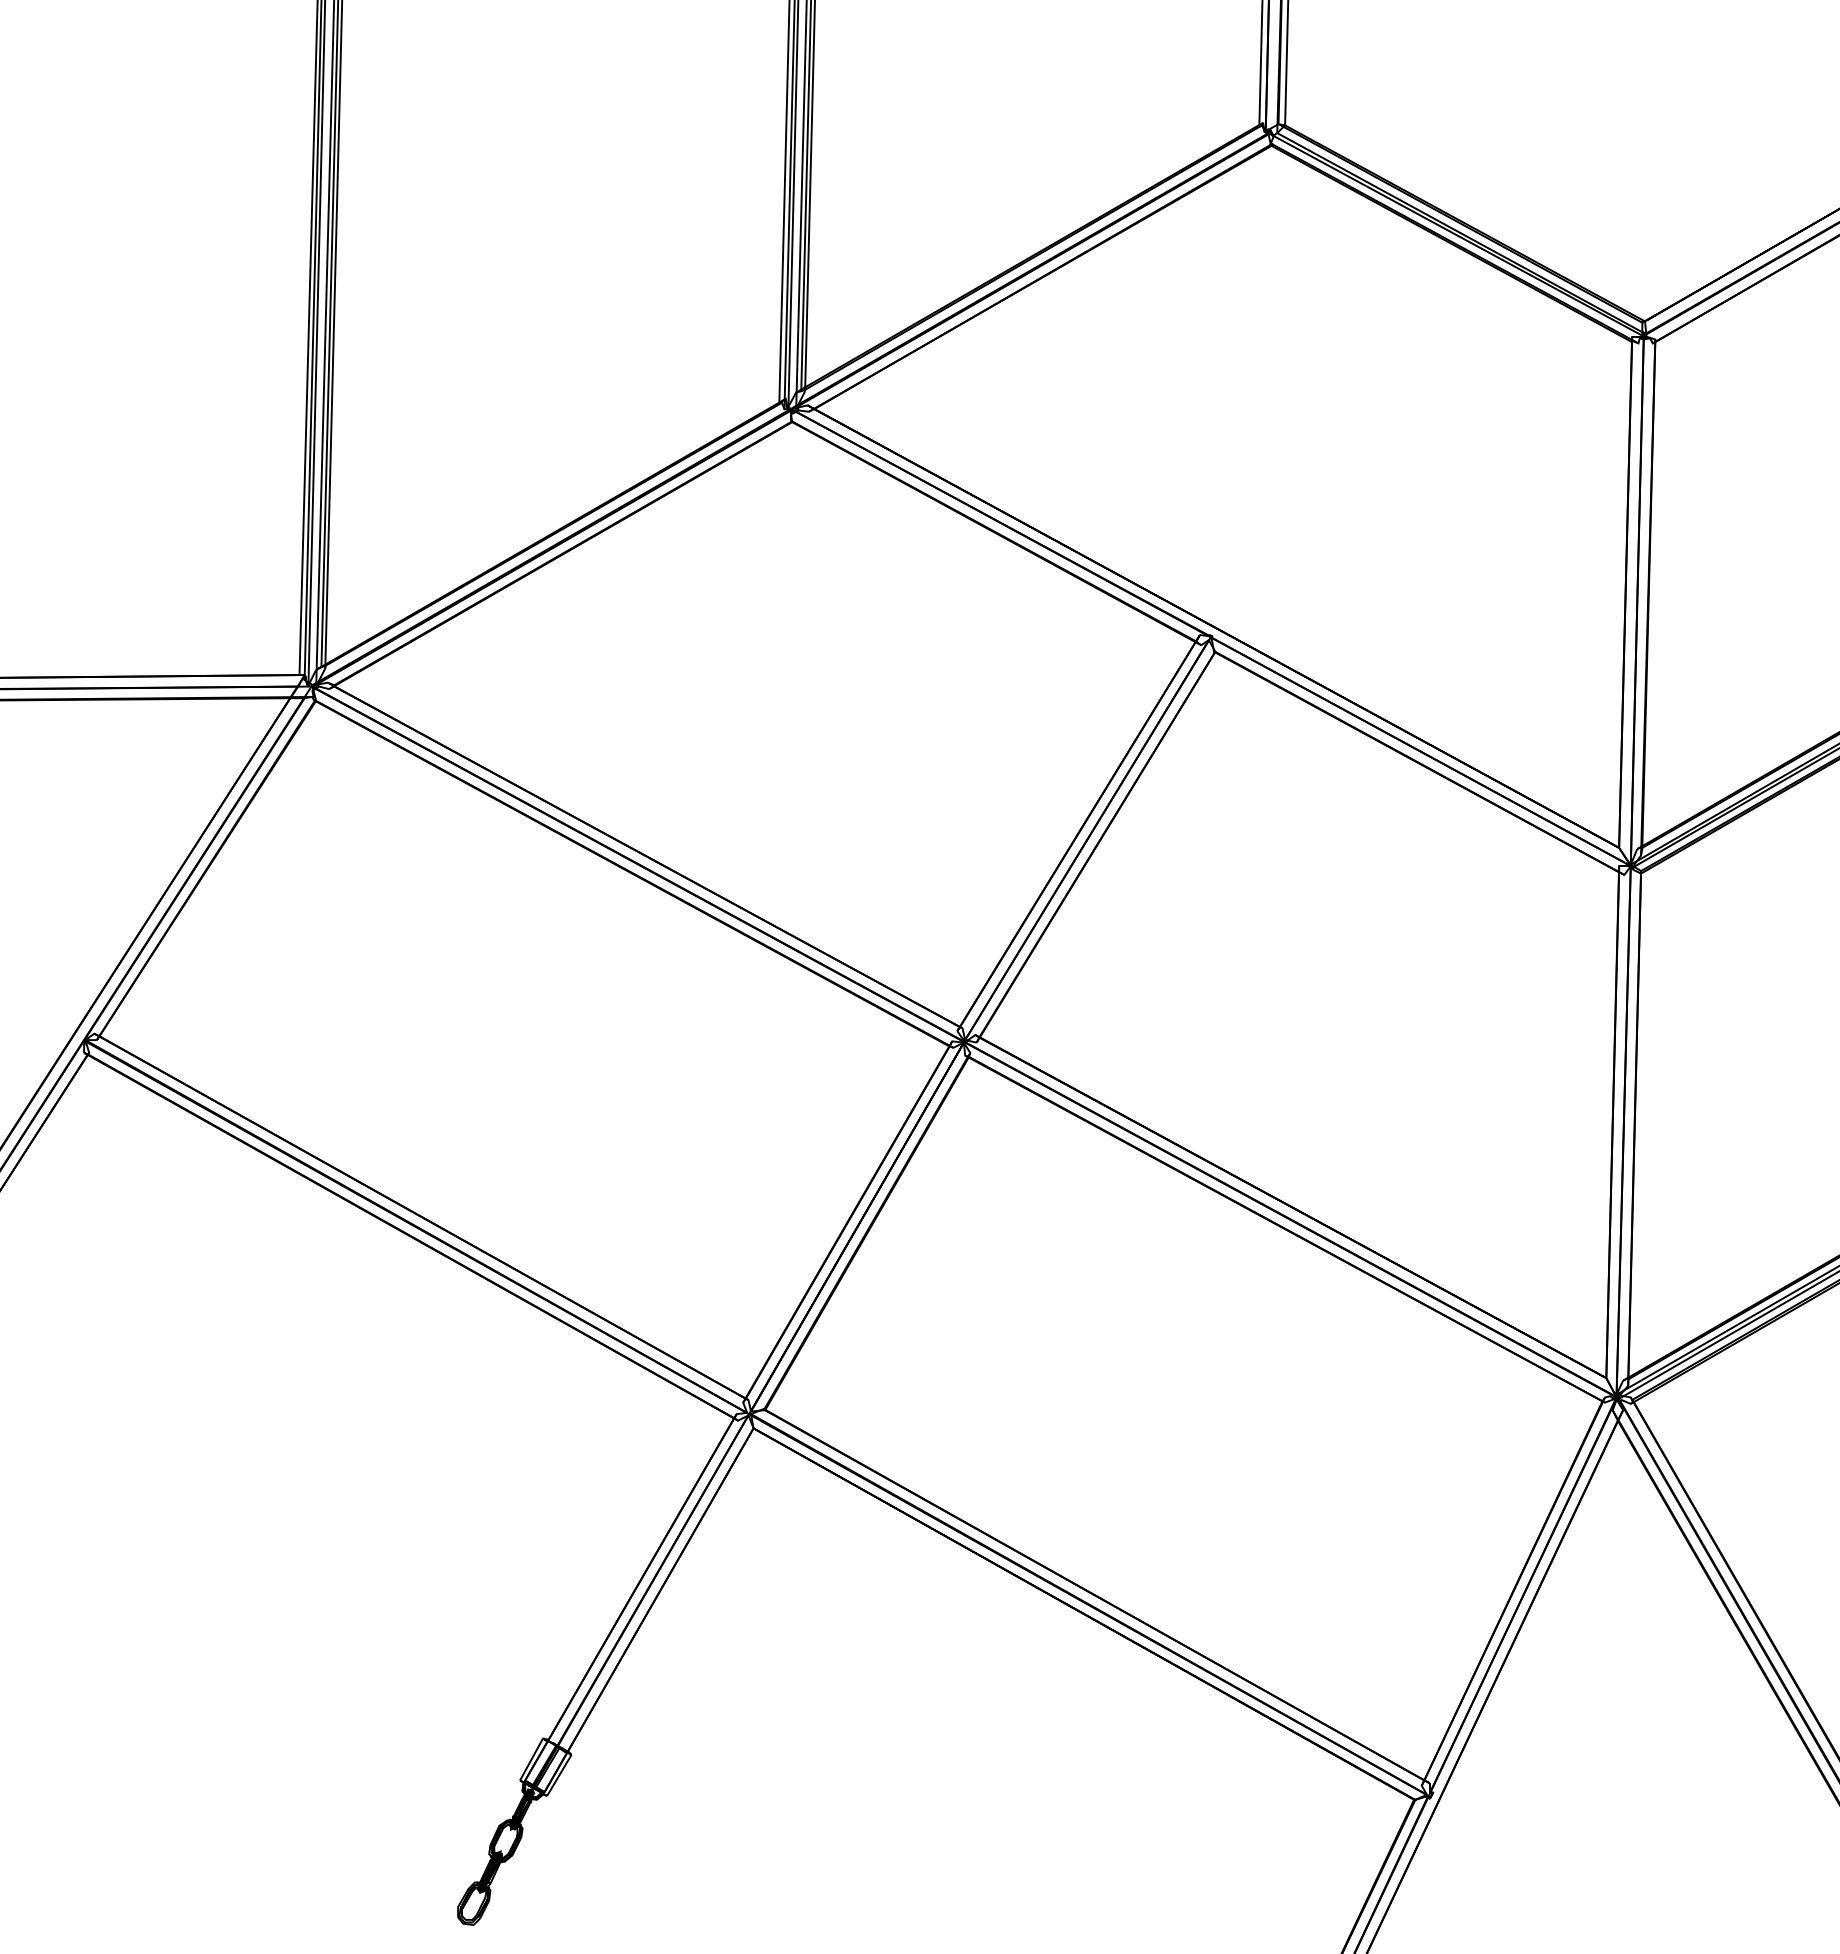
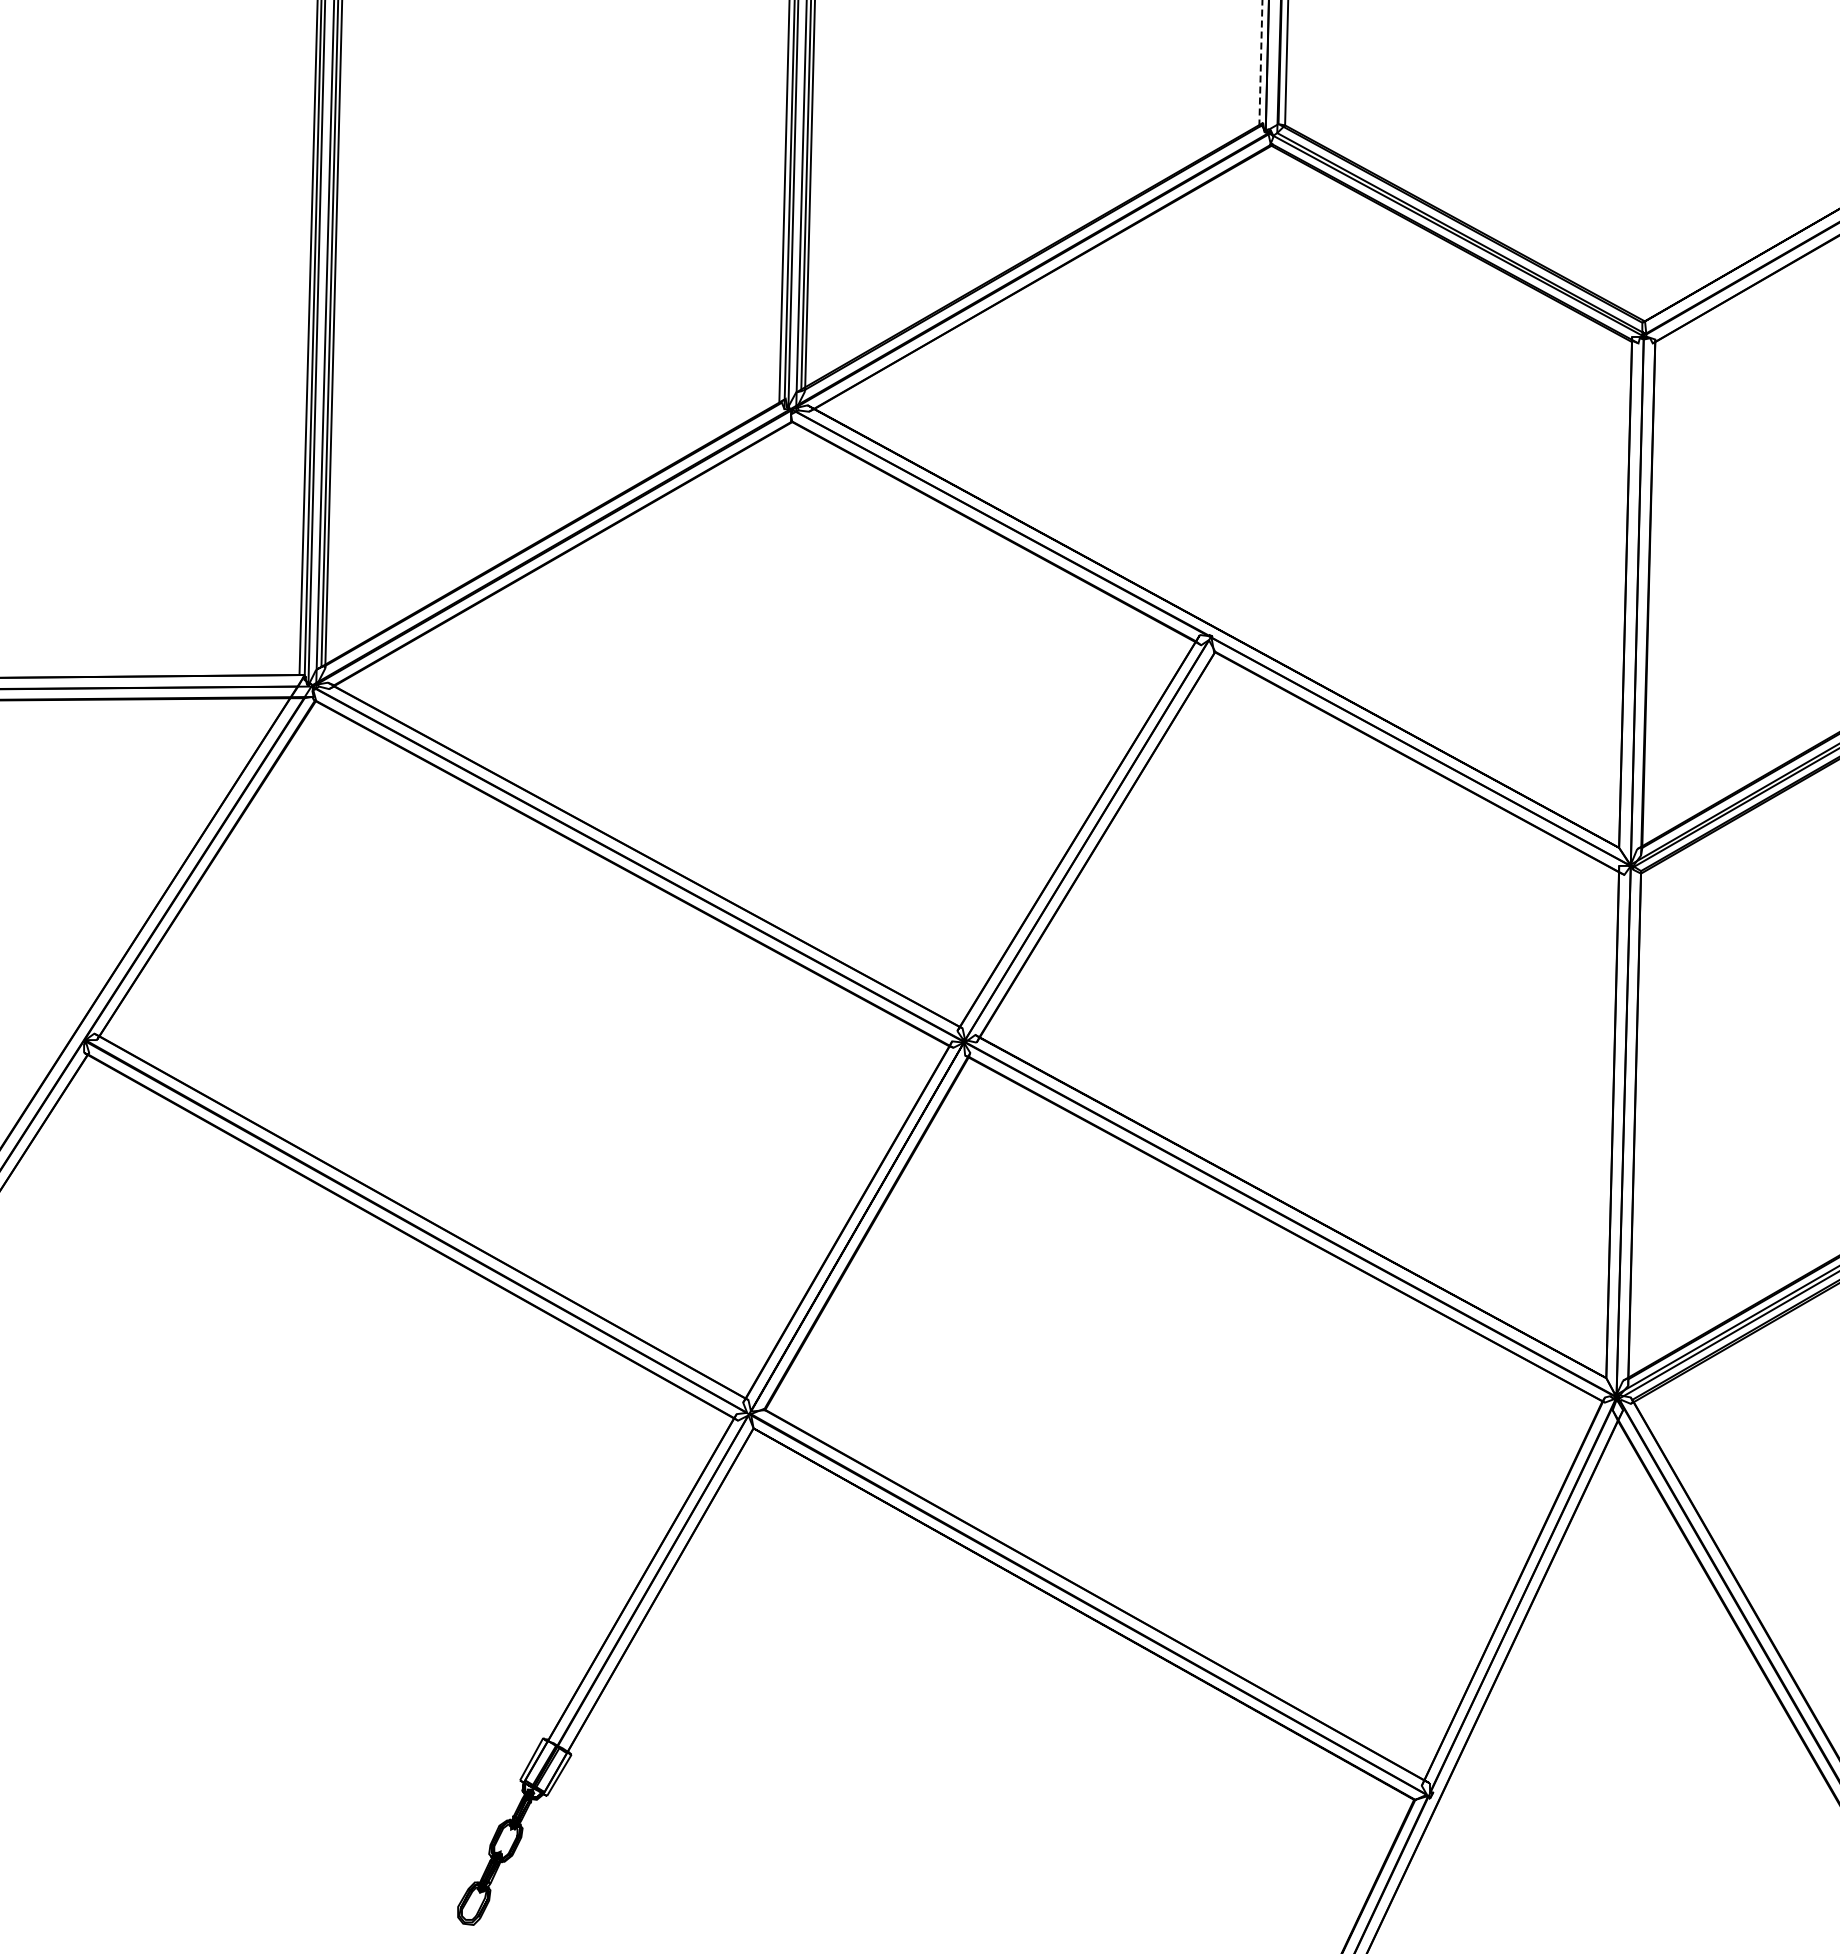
line: solid -> dashed (1260, 63)
